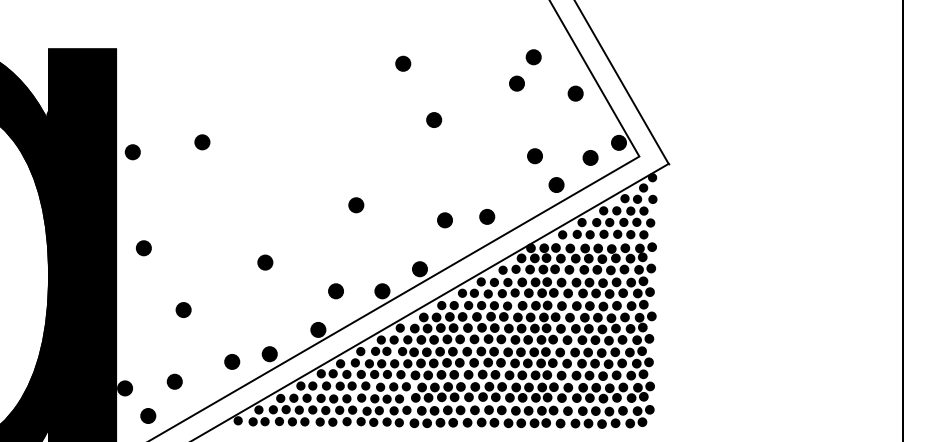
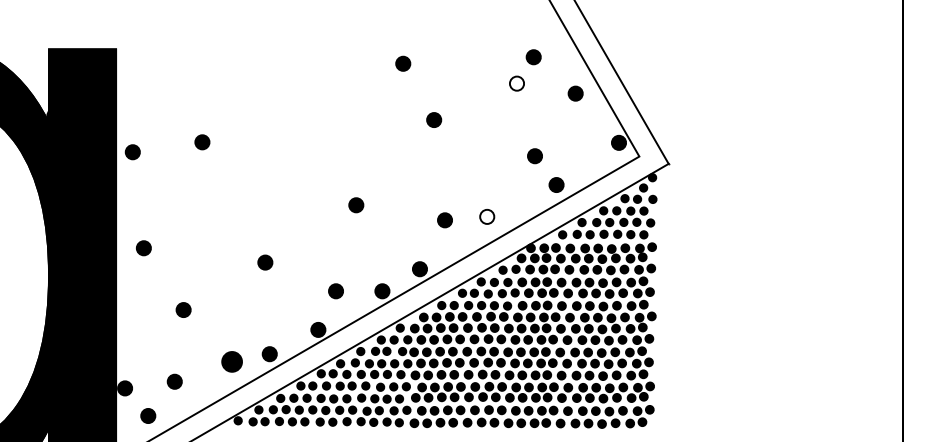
fill: present -> none (516, 83)
part: present -> none (590, 157)
fill: present -> none (487, 216)
part size: 17x16 px -> 22x22 px (231, 361)
